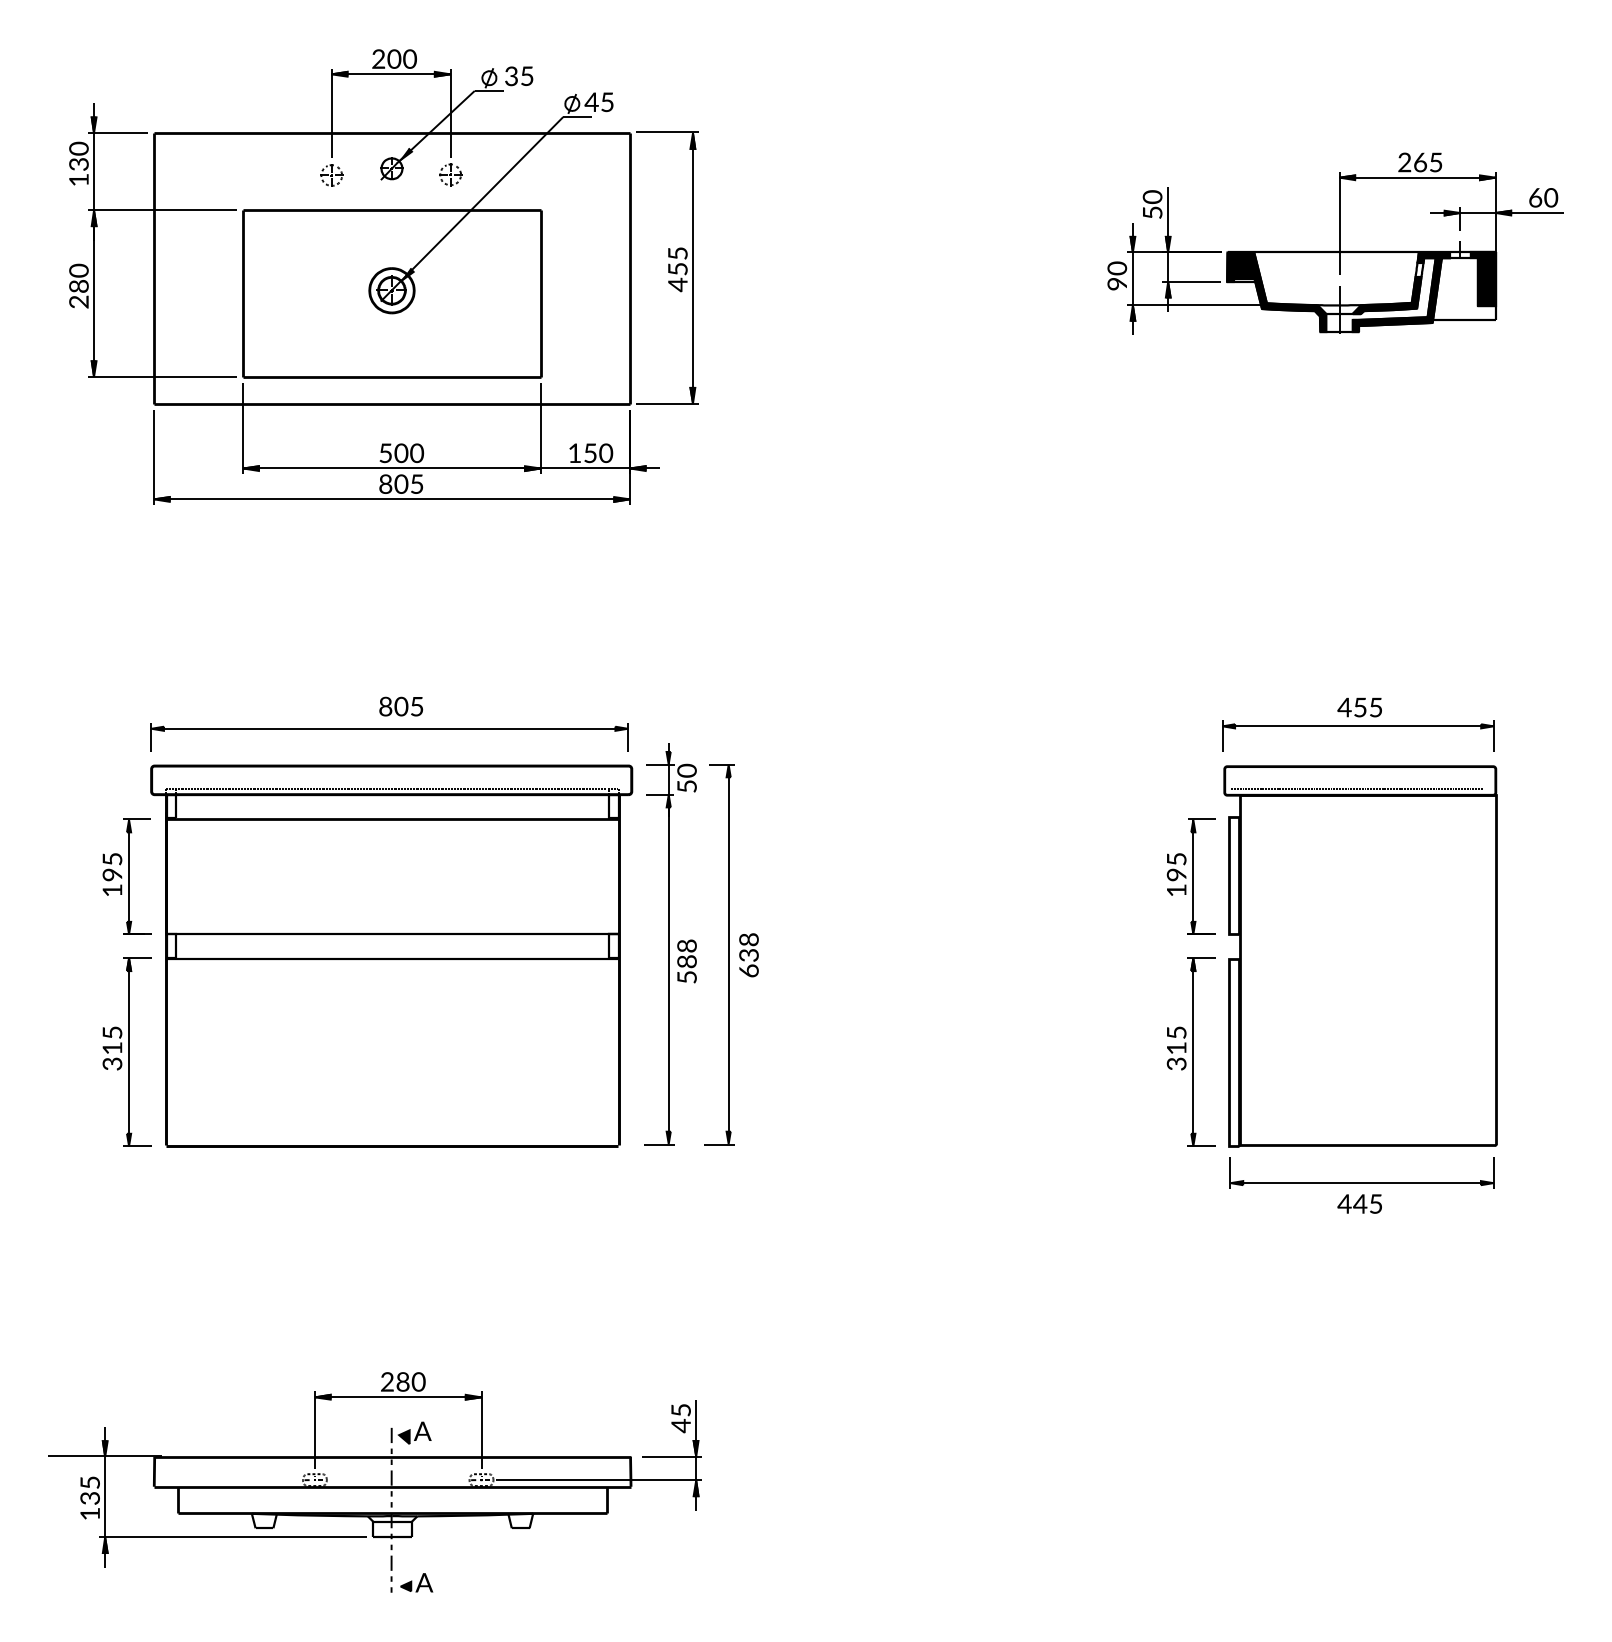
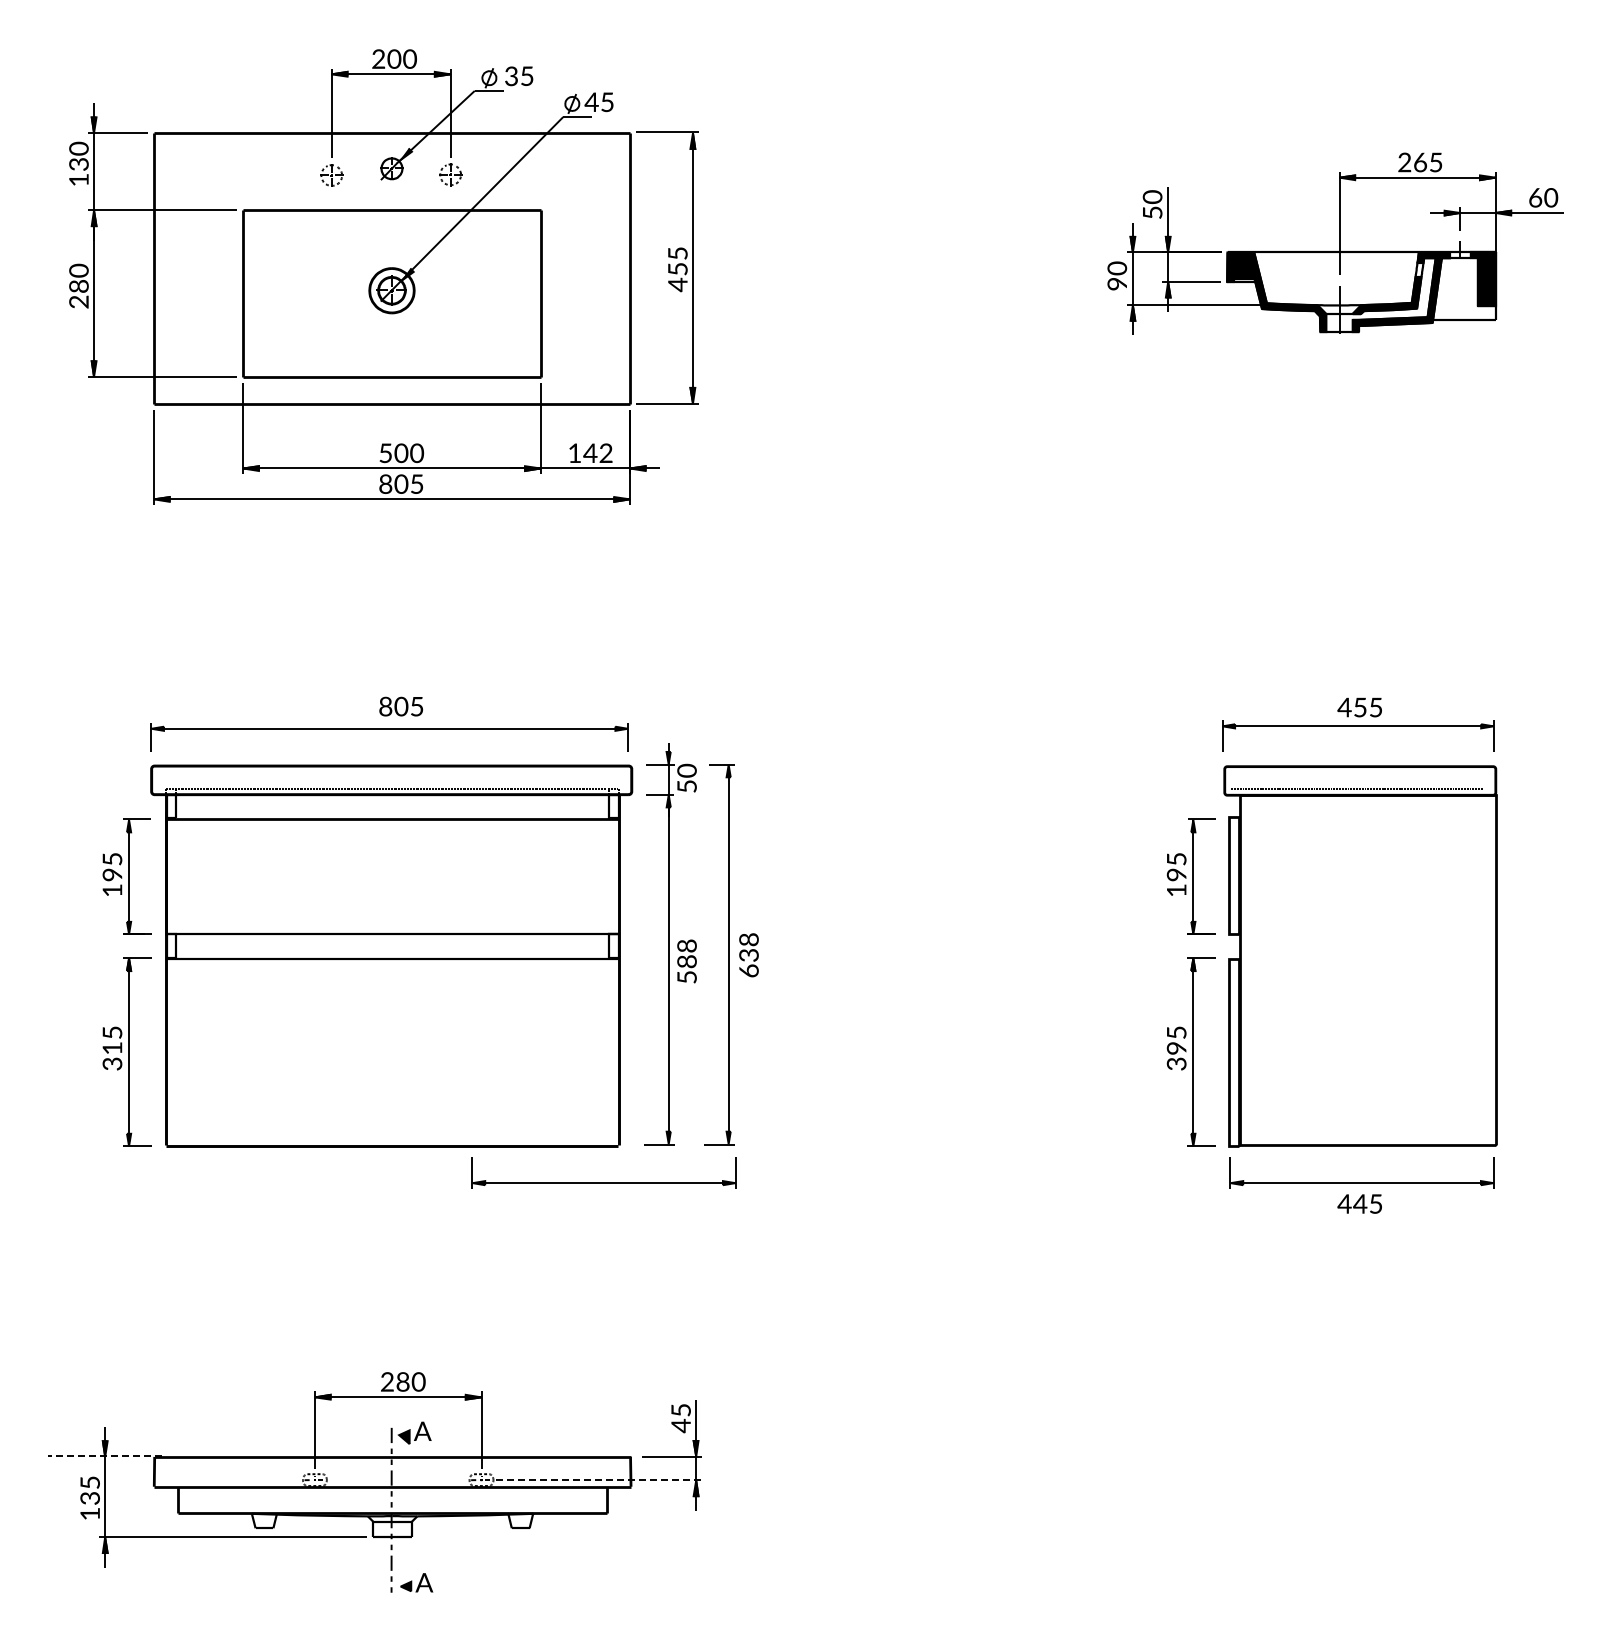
text: 150 -> 142 (598, 453)
text: 315 -> 395 (1176, 1048)
part: none -> present (603, 1182)
line: solid -> dashed (105, 1456)
line: solid -> dashed (599, 1480)
